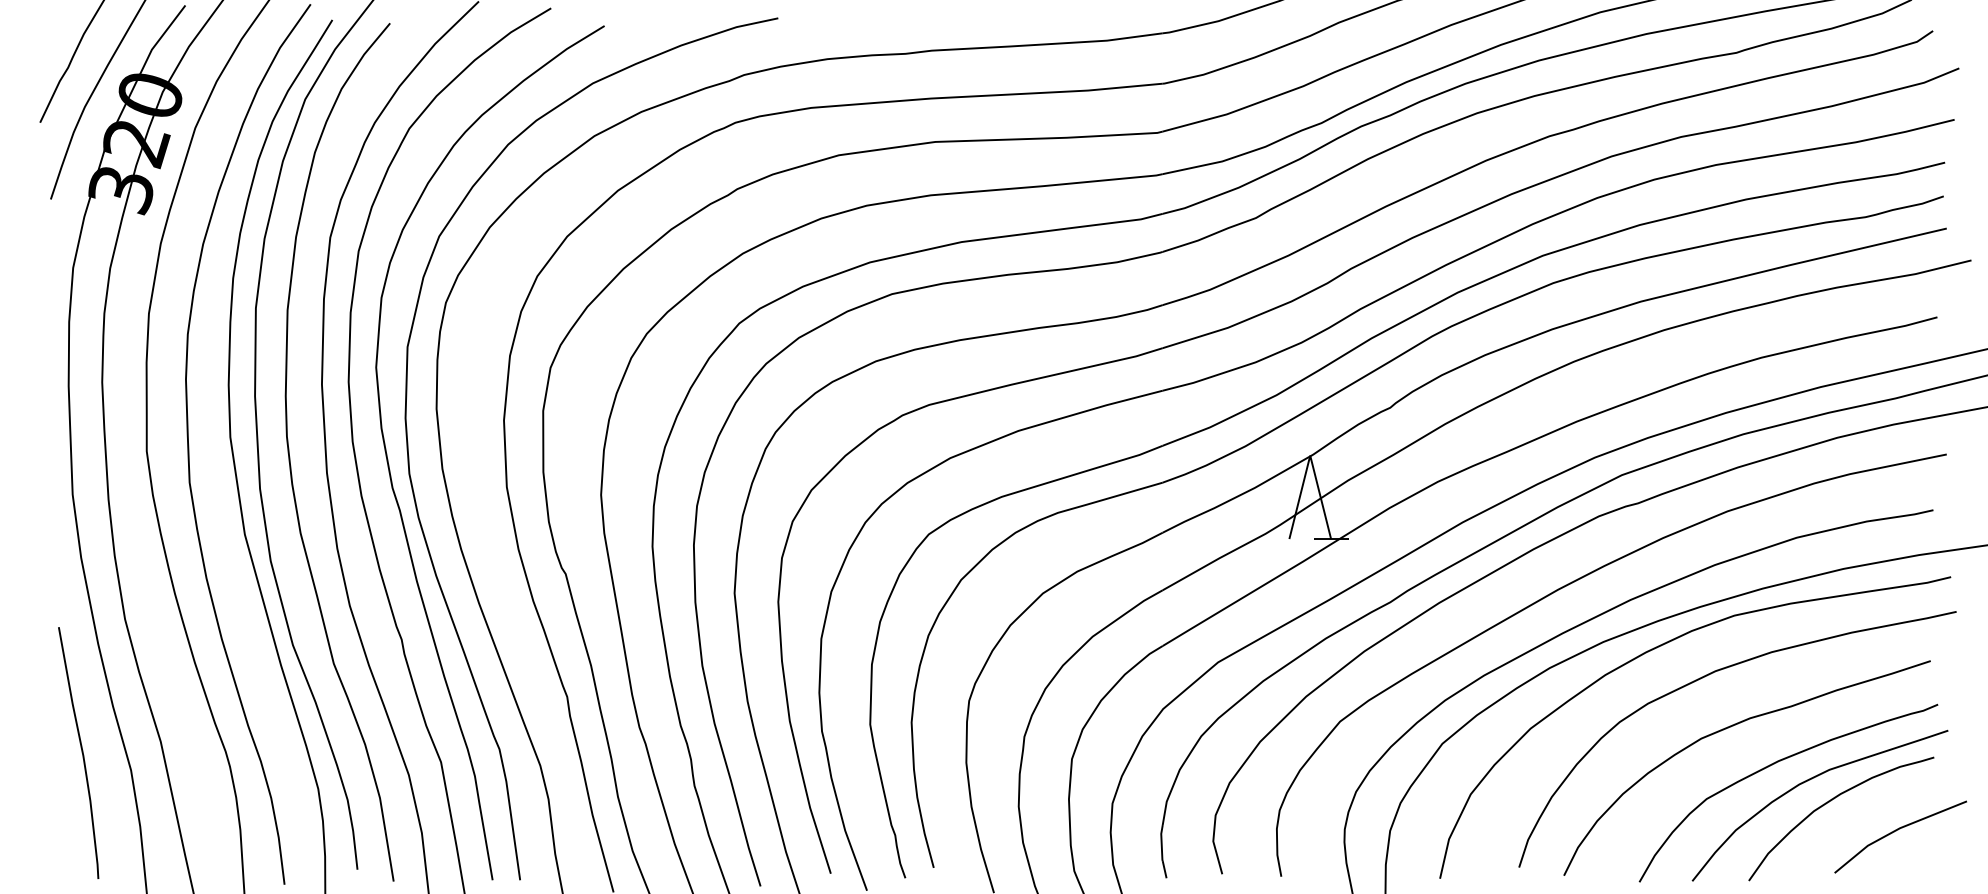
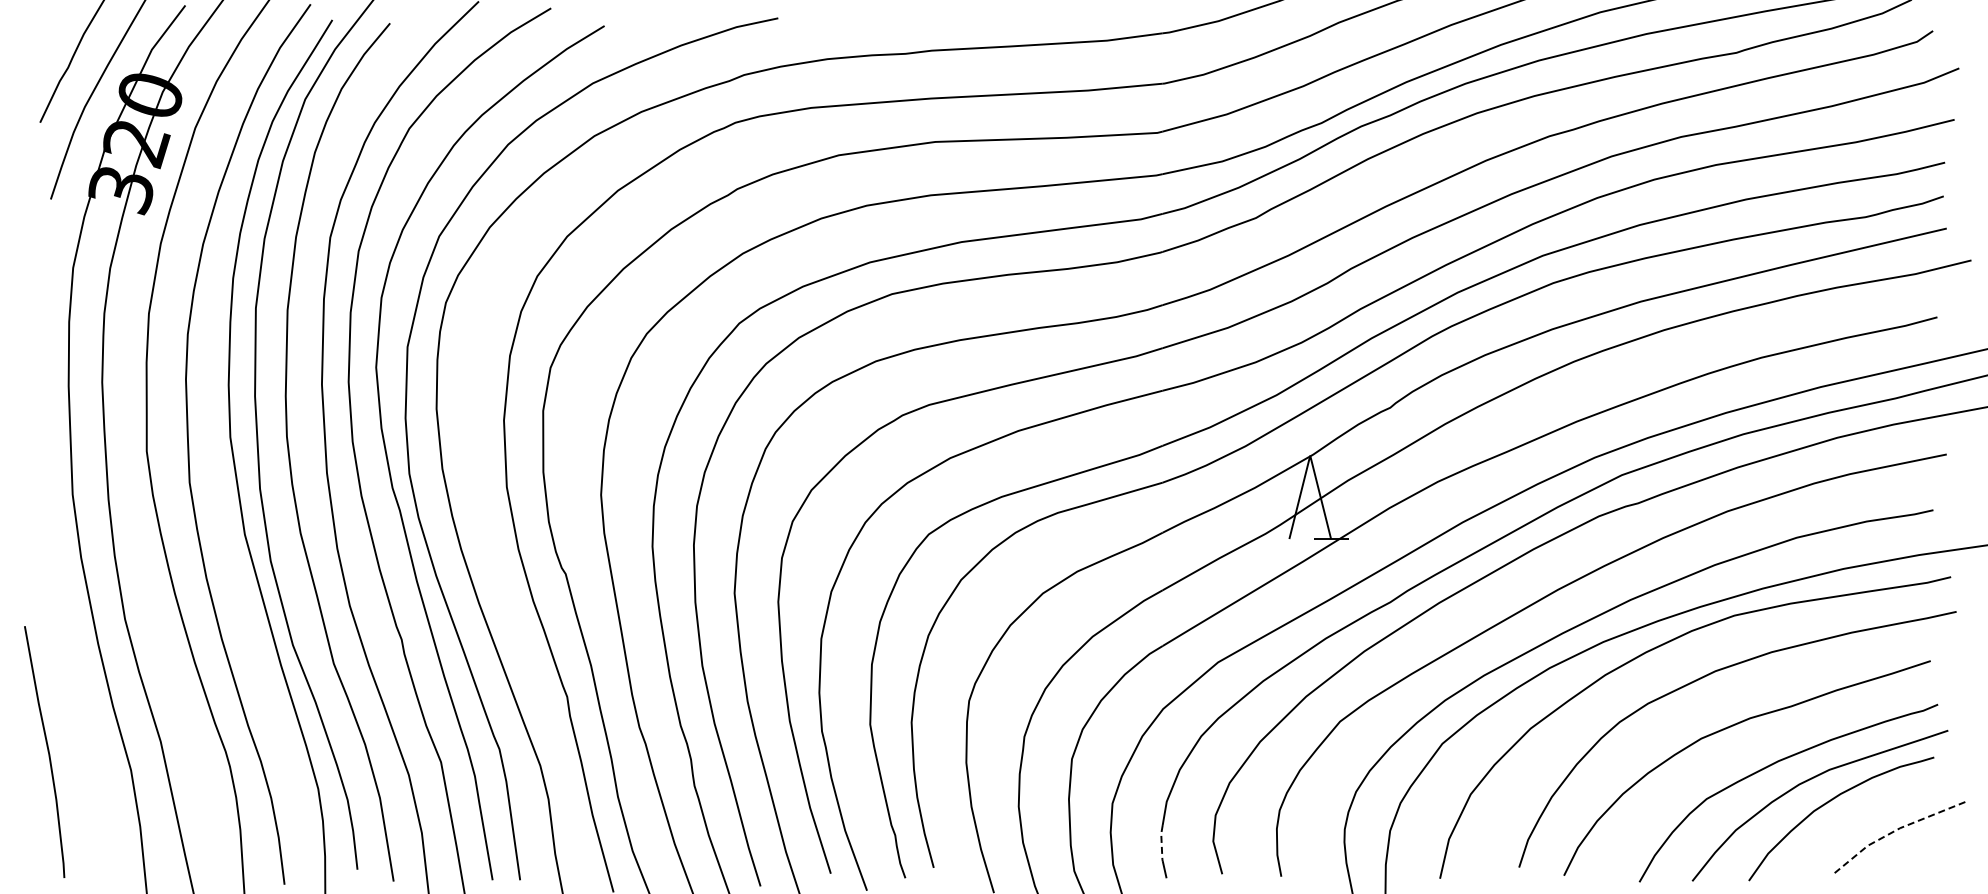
curve position: (81, 752) -> (47, 751) (47, 751)
line: solid -> dashed (1896, 830)
line: solid -> dashed (1161, 843)
